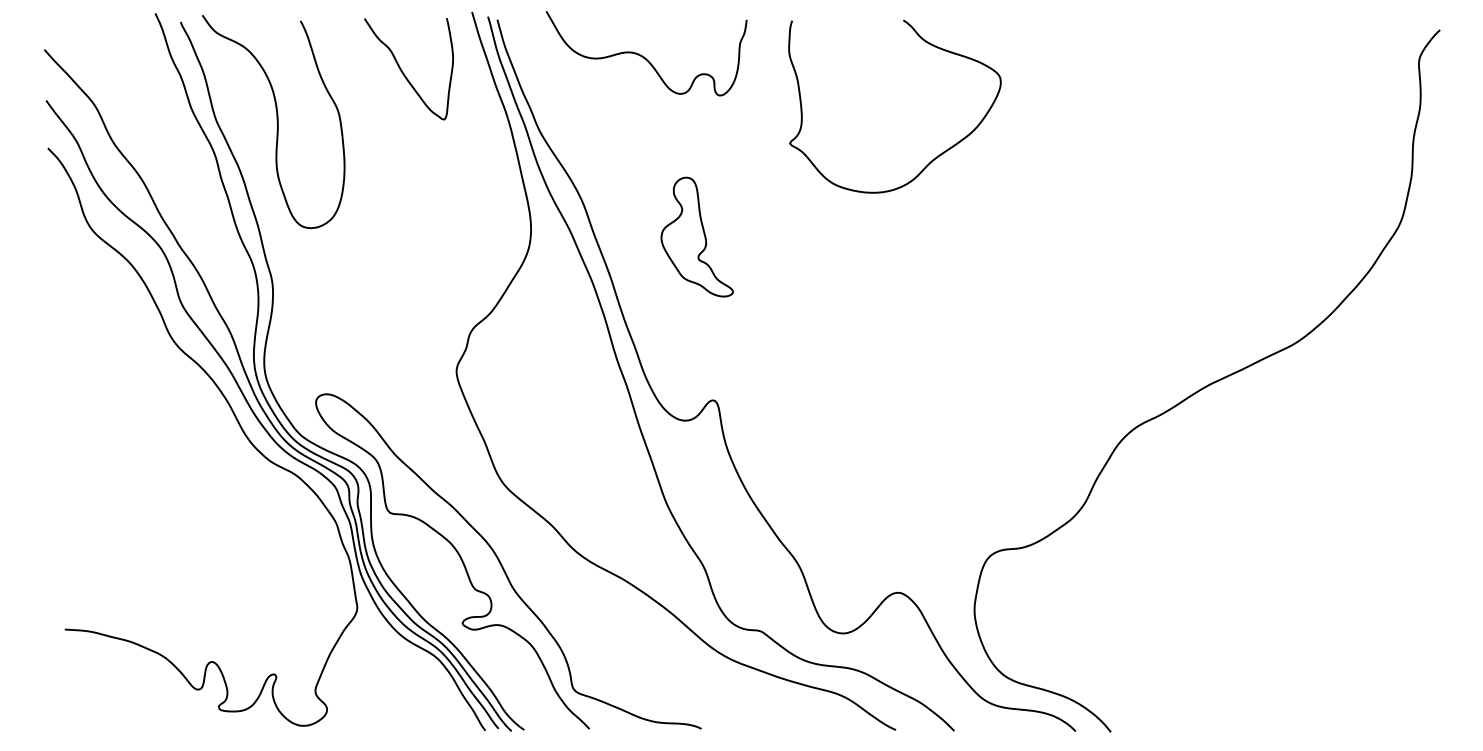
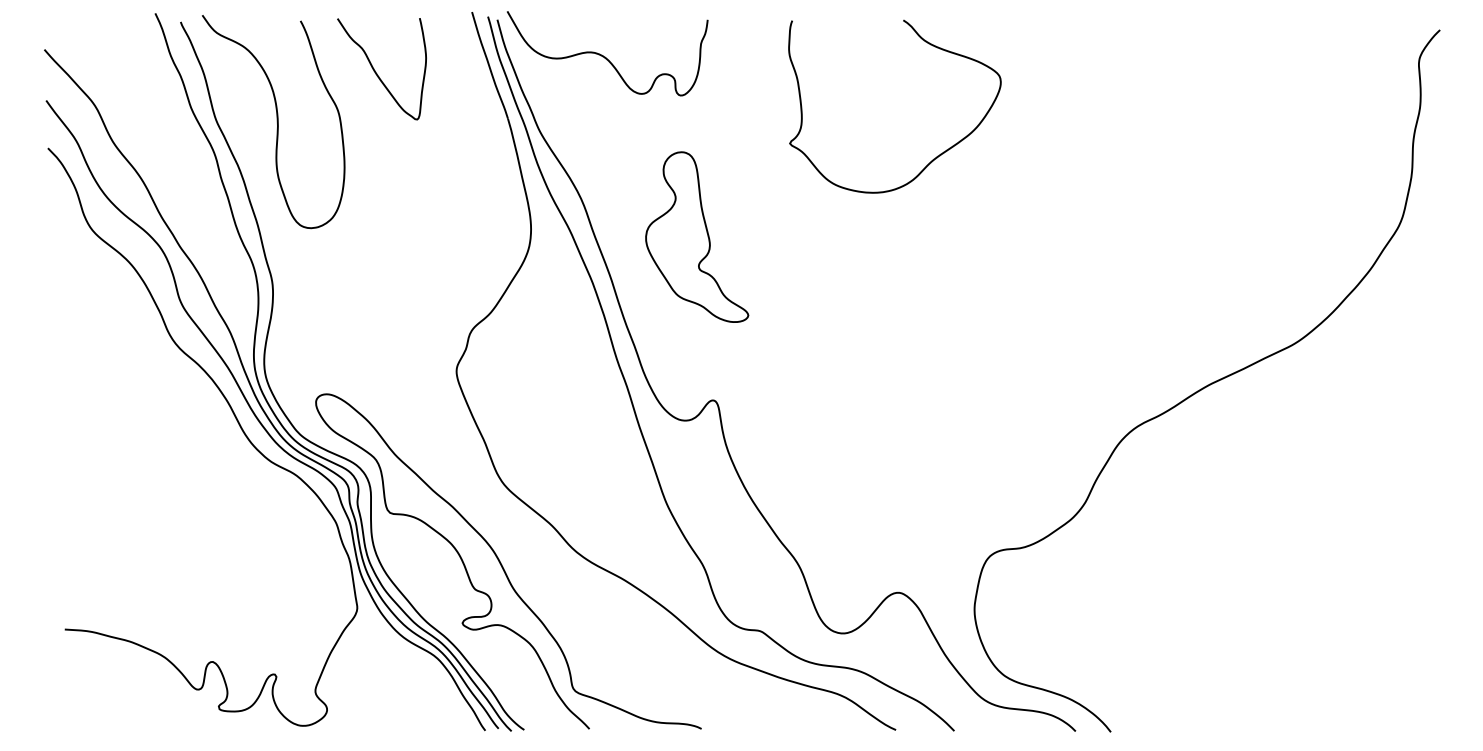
curve position: (644, 56) -> (605, 56) (605, 56)
curve position: (404, 73) -> (377, 73) (377, 73)
part size: 74x122 px -> 105x172 px (697, 236)
